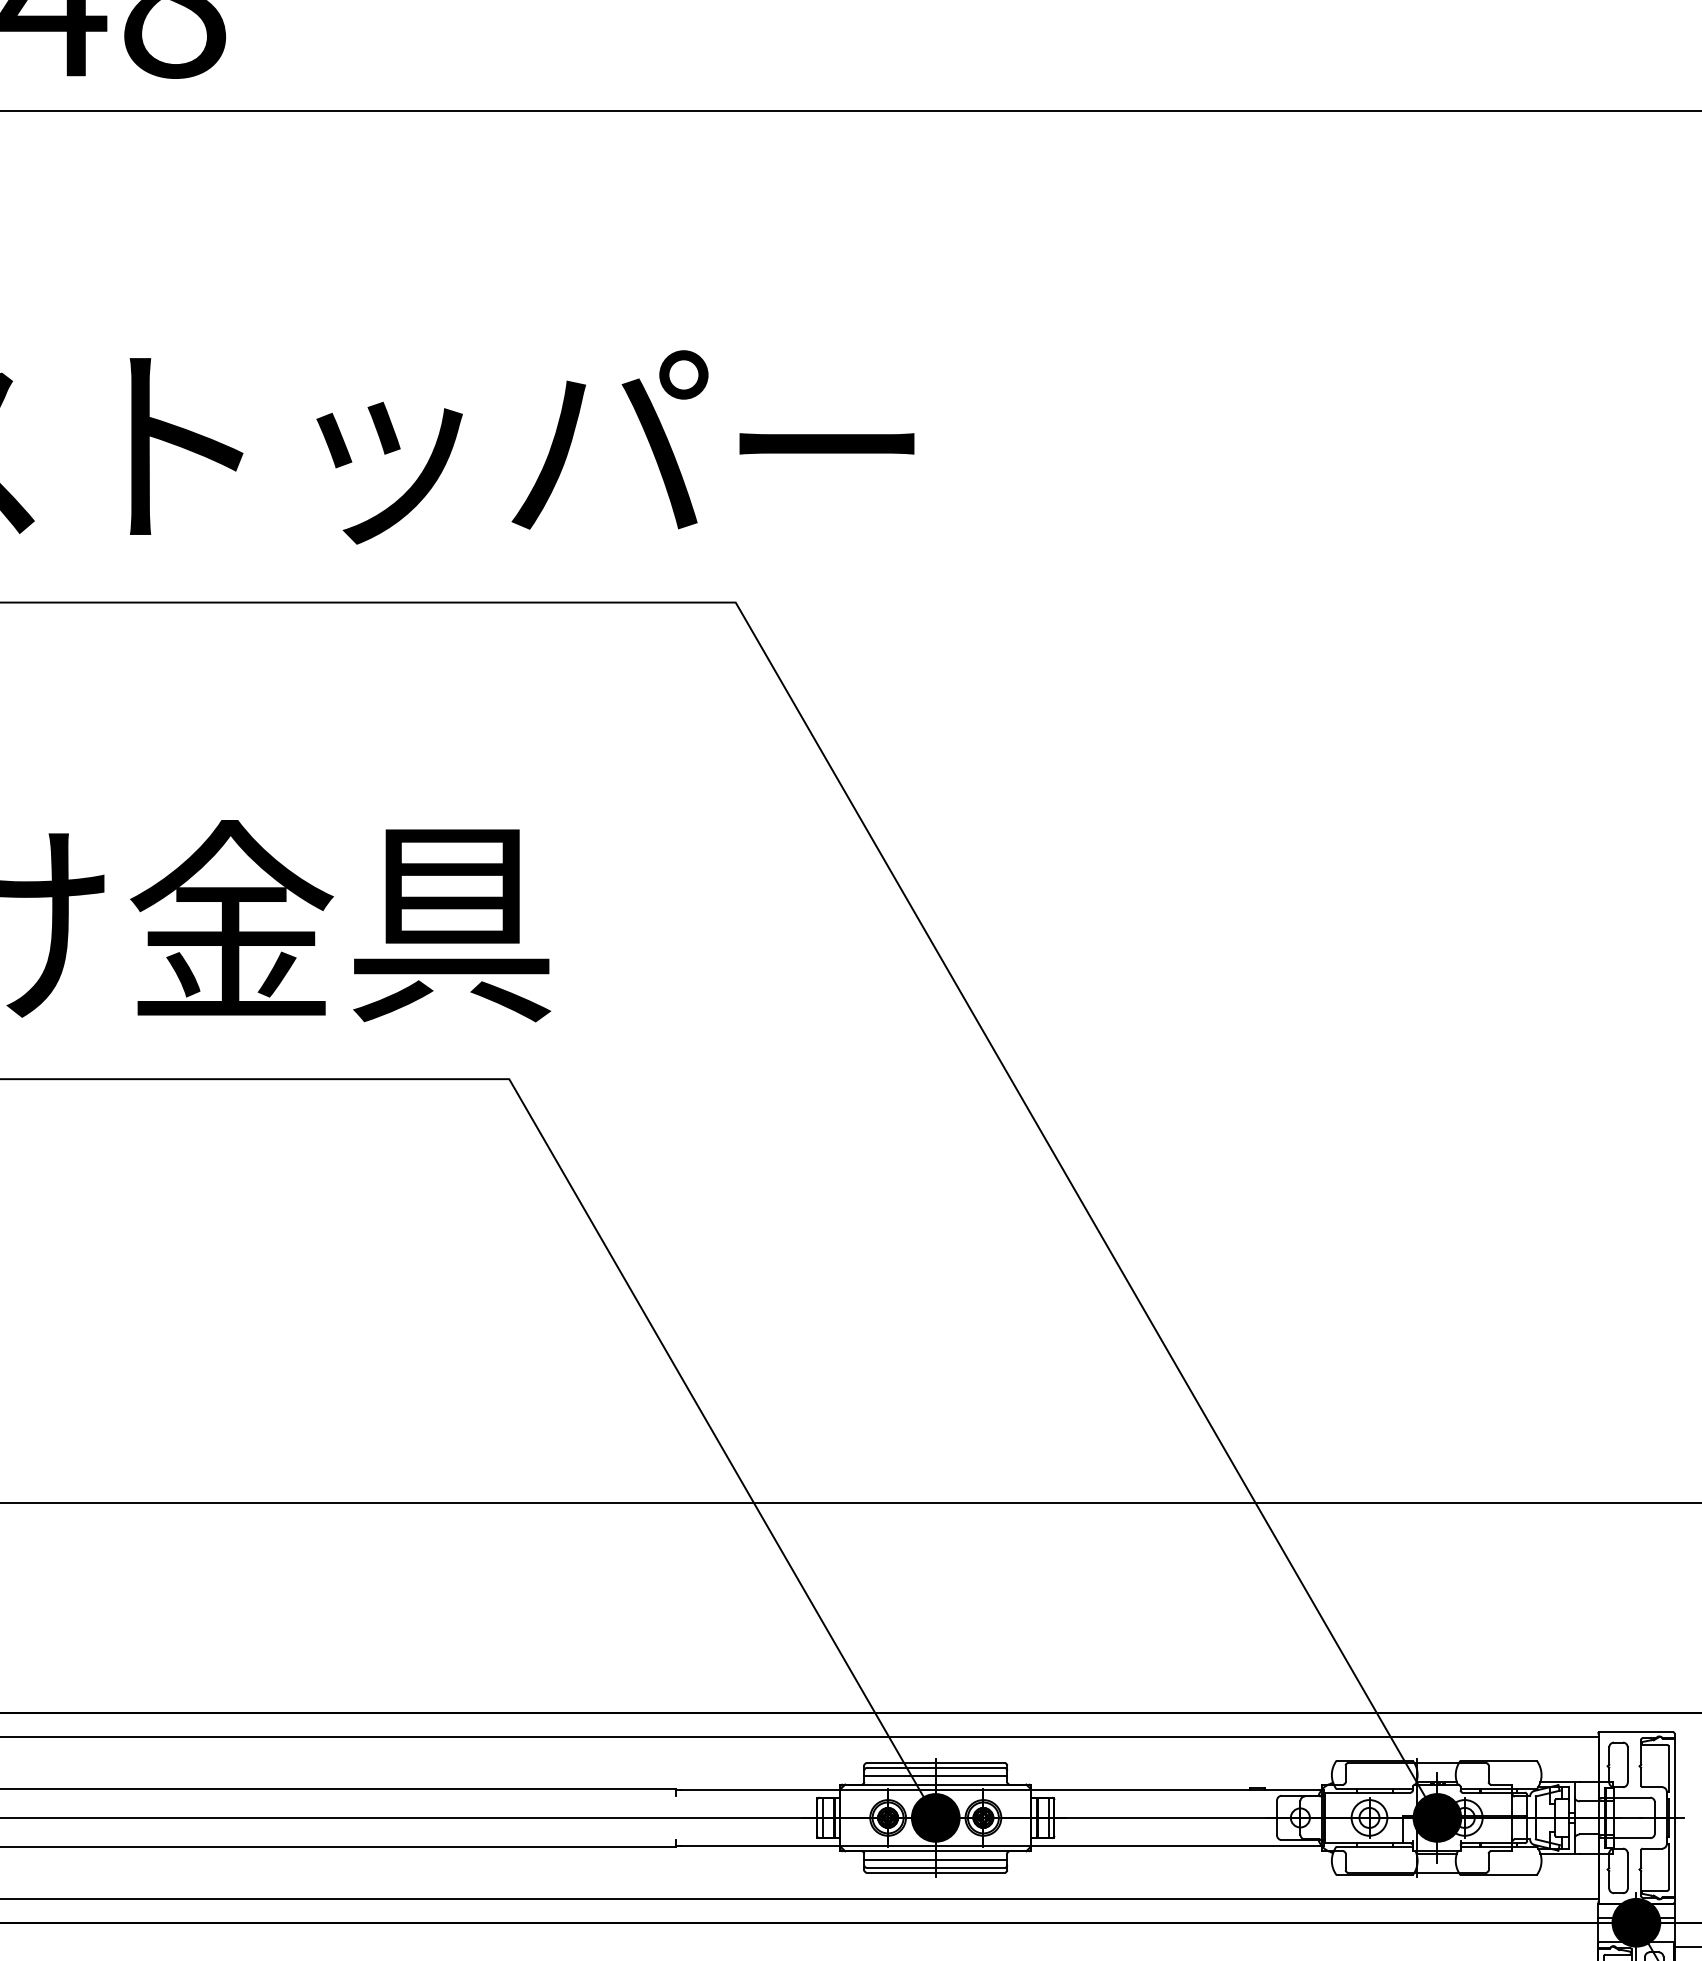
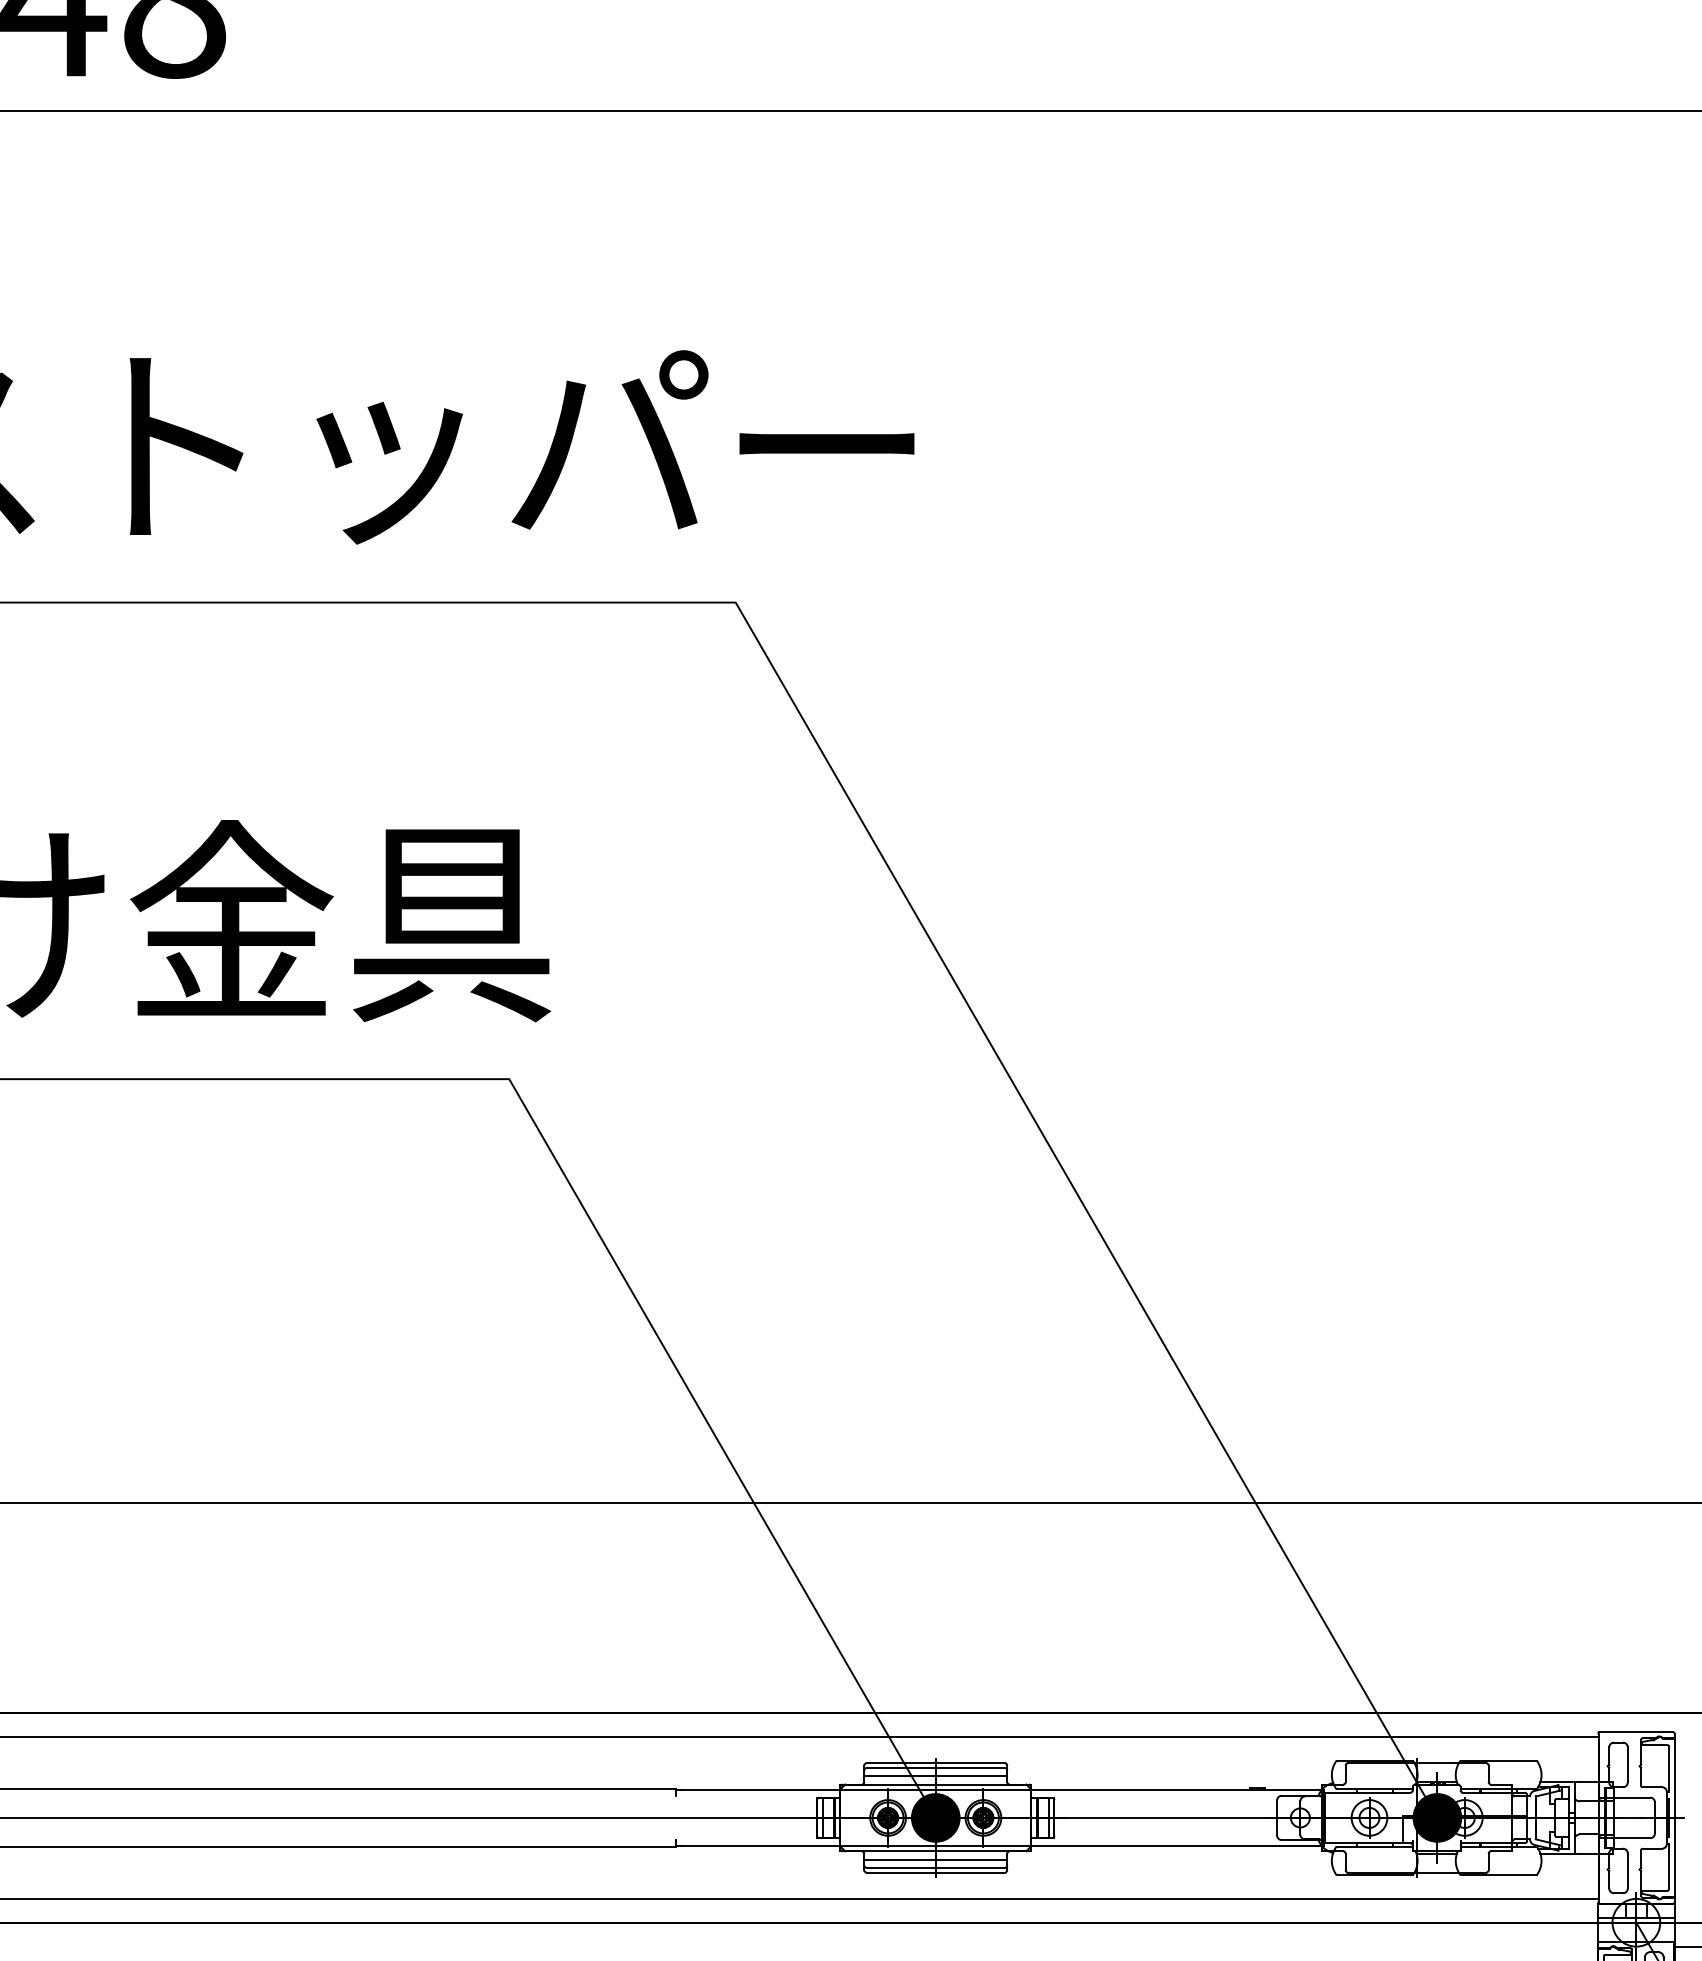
fill: present -> none (1636, 1922)
